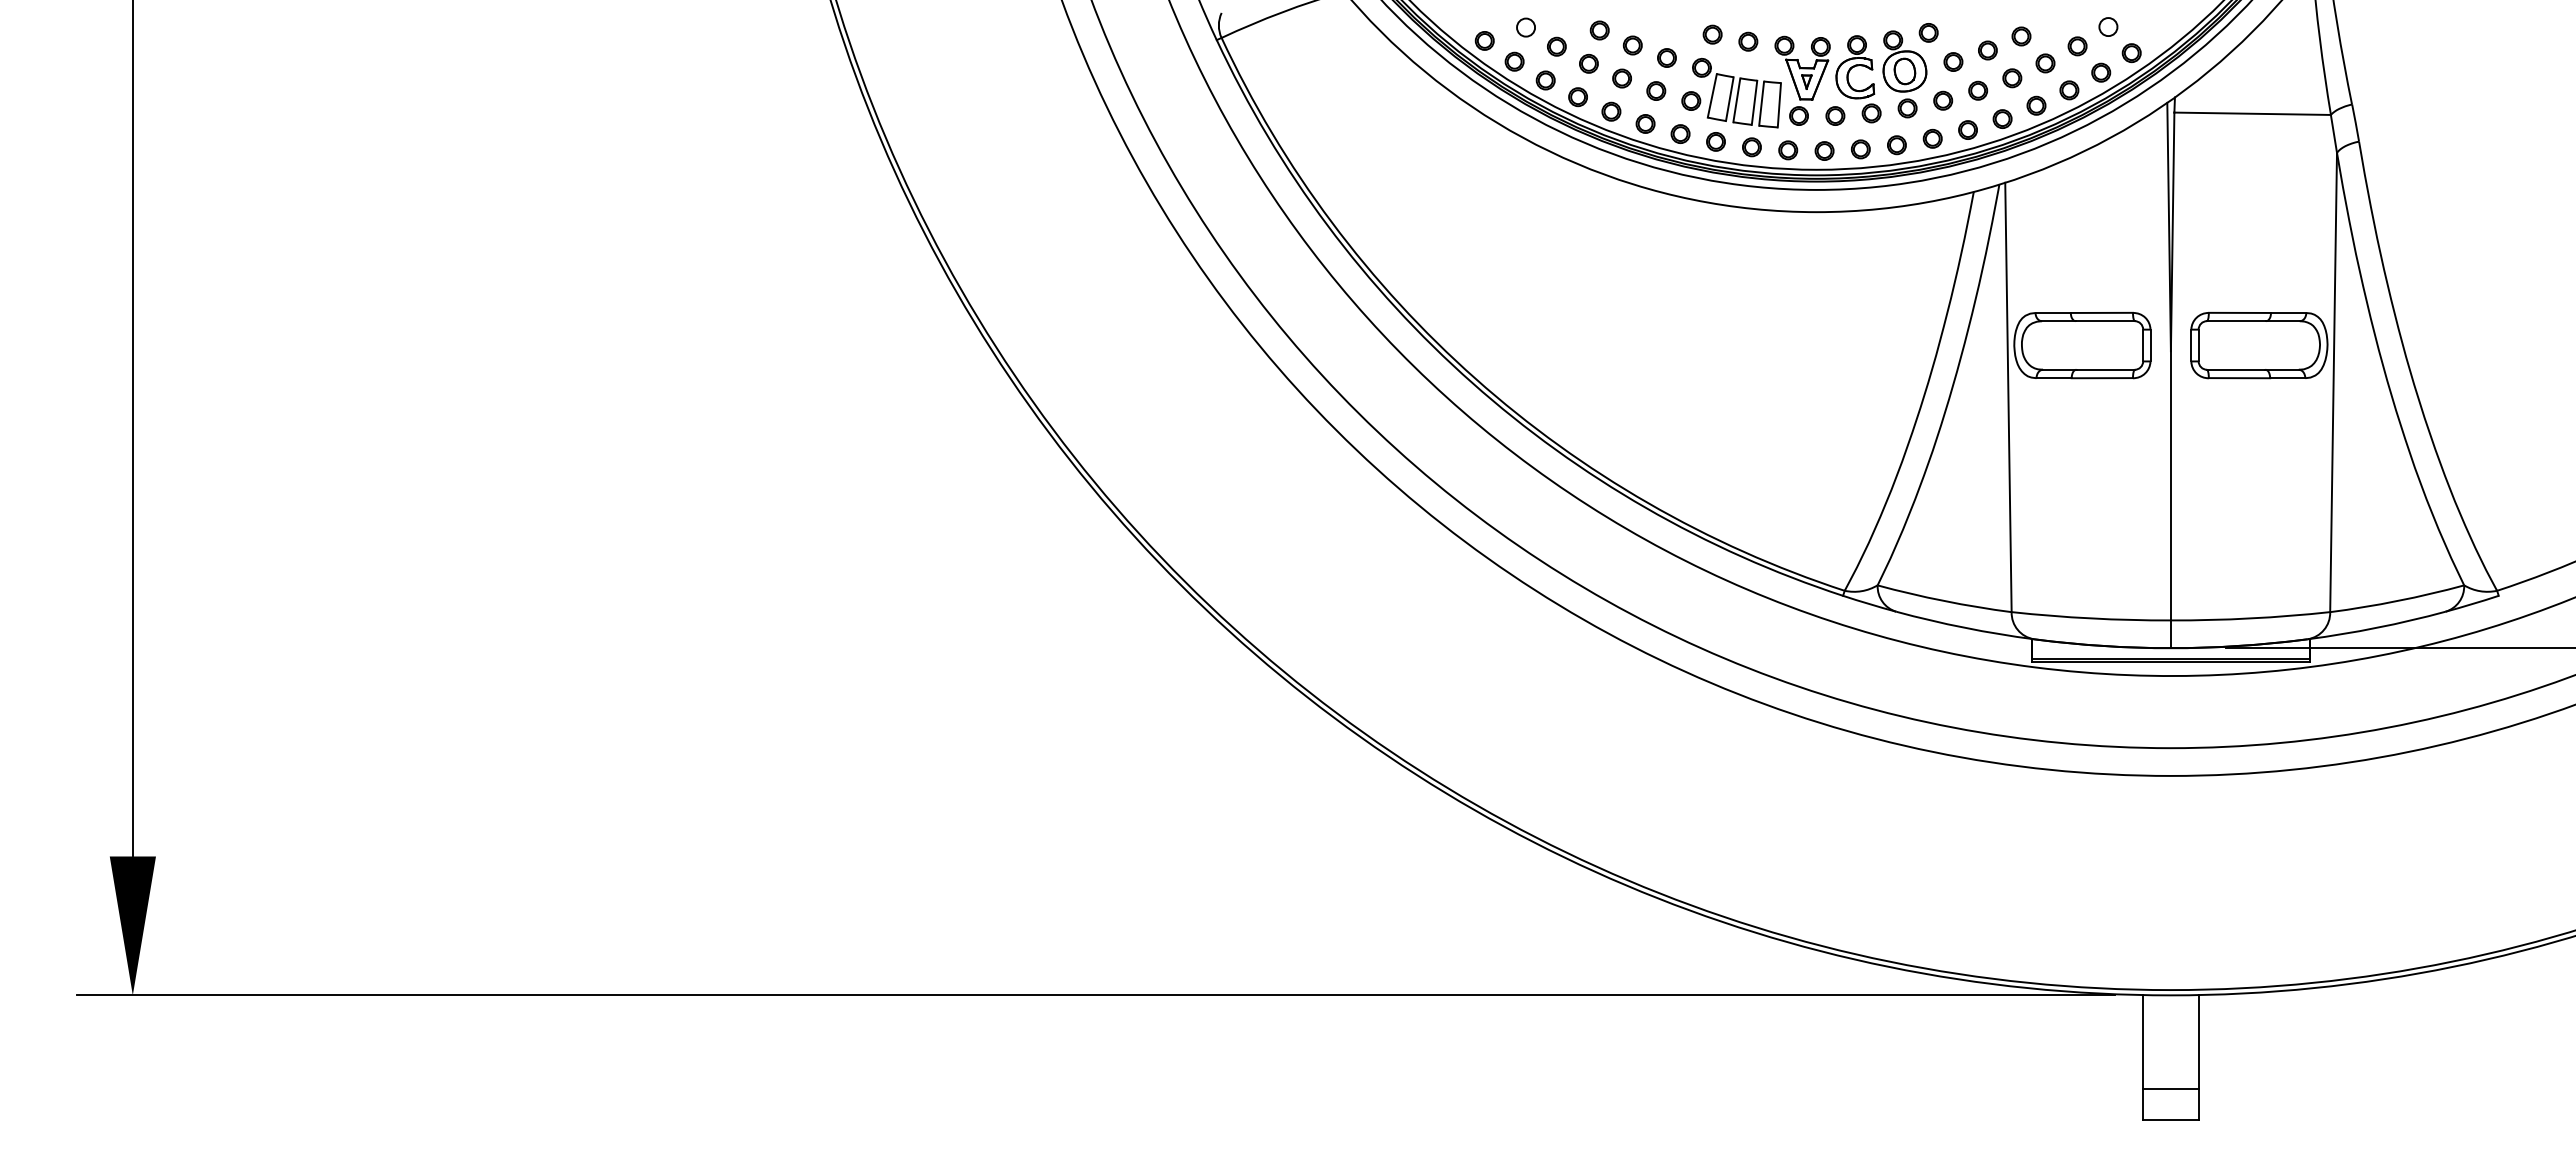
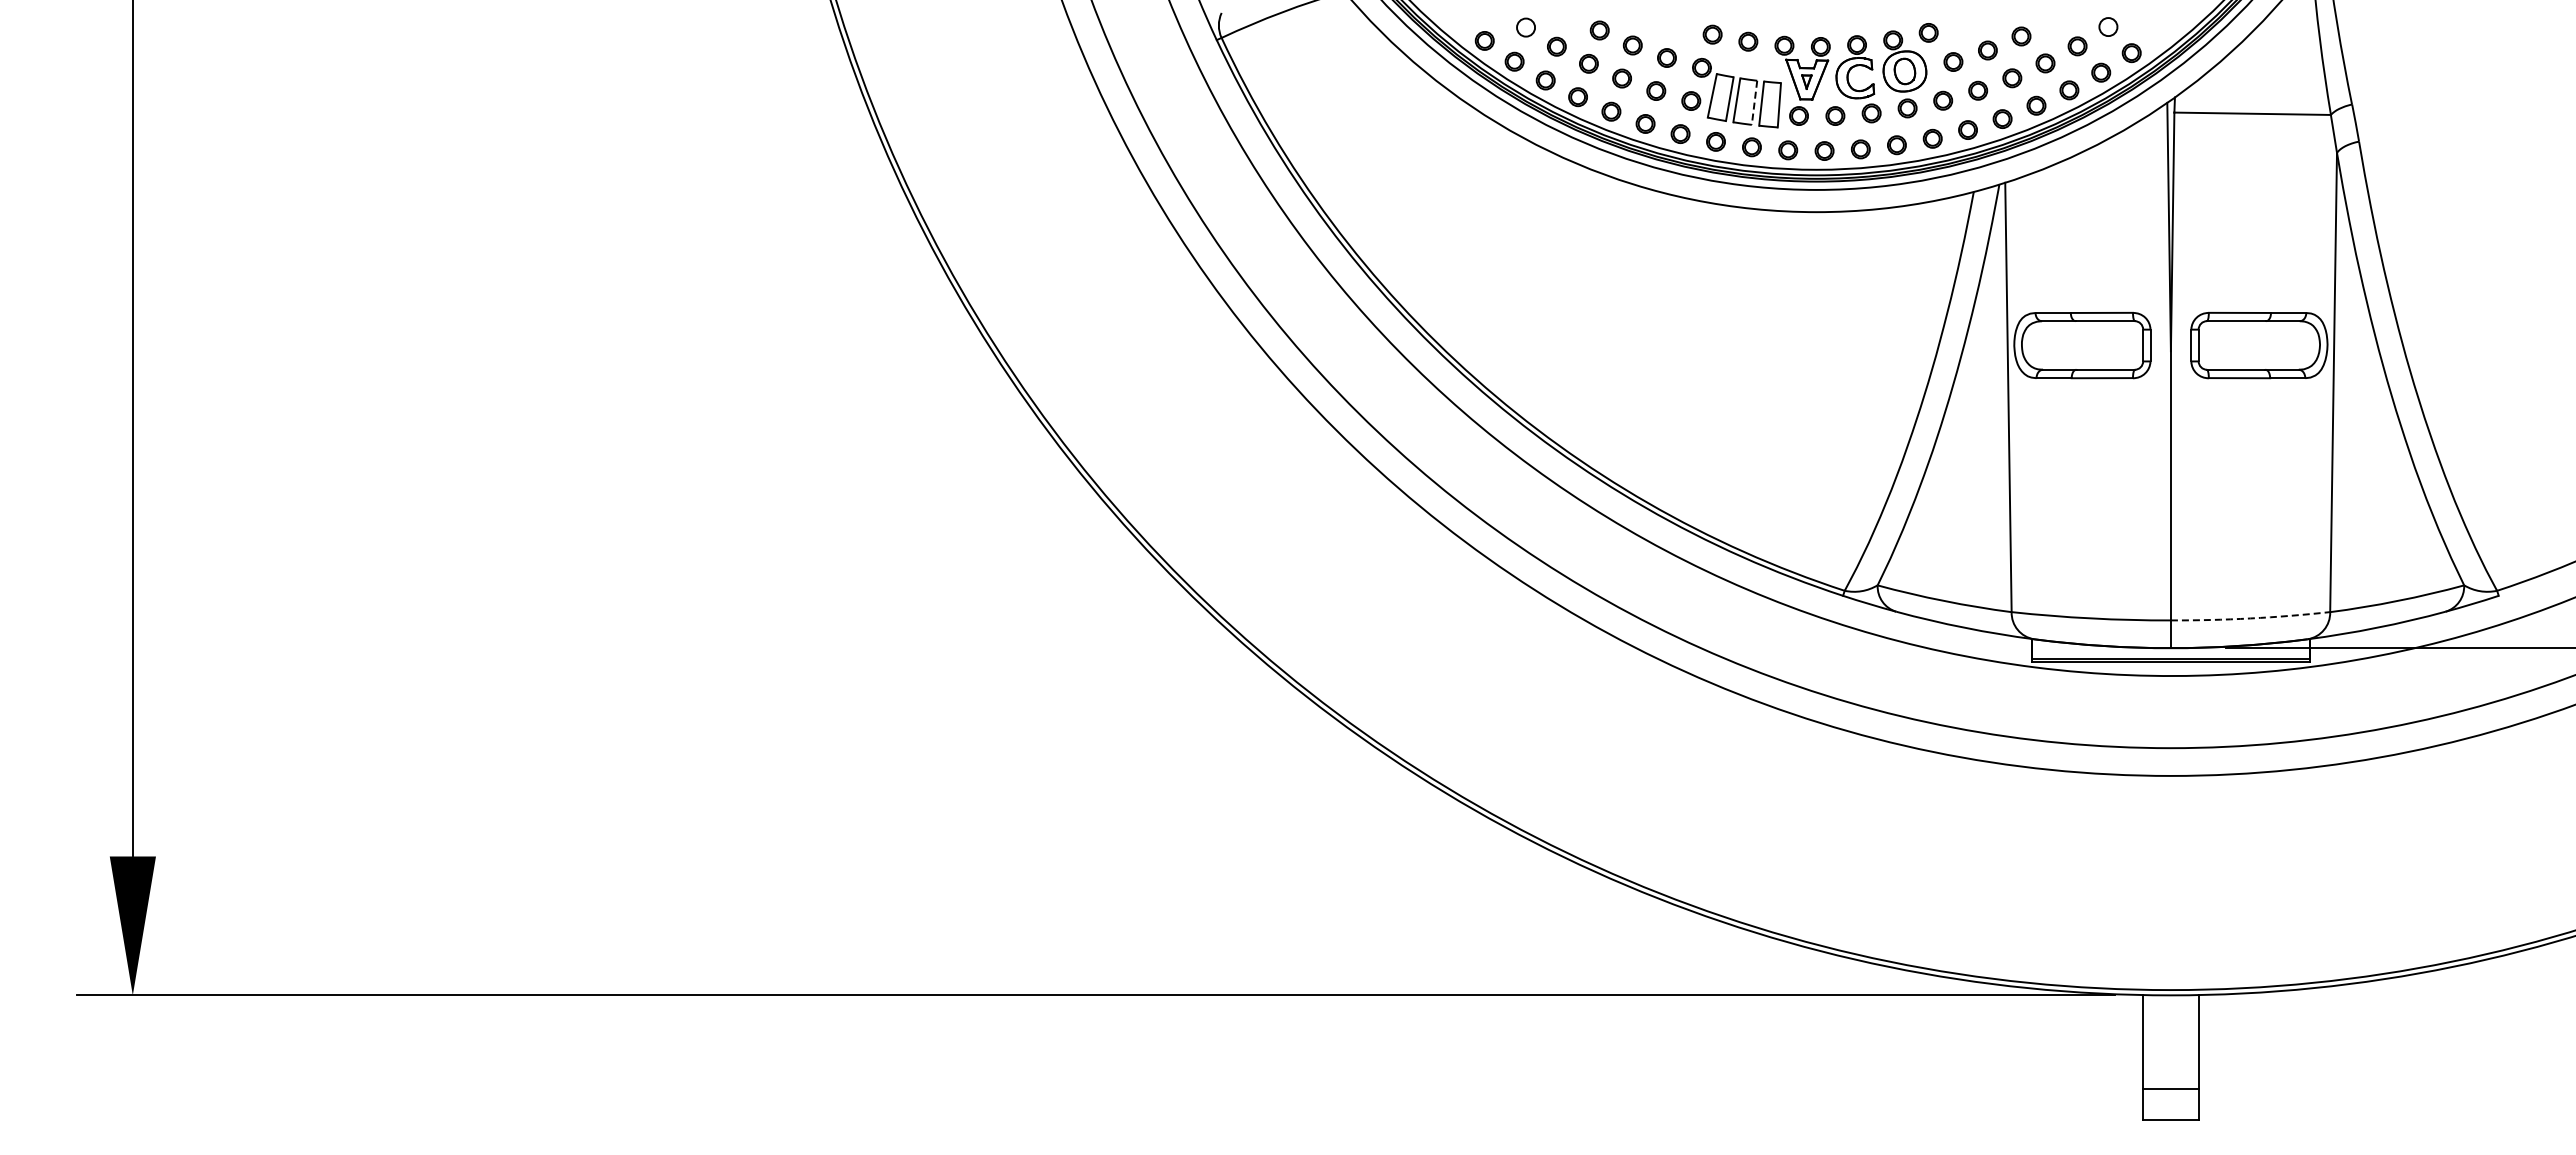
line: solid -> dashed (1754, 103)
arc: solid -> dashed (2250, 618)
